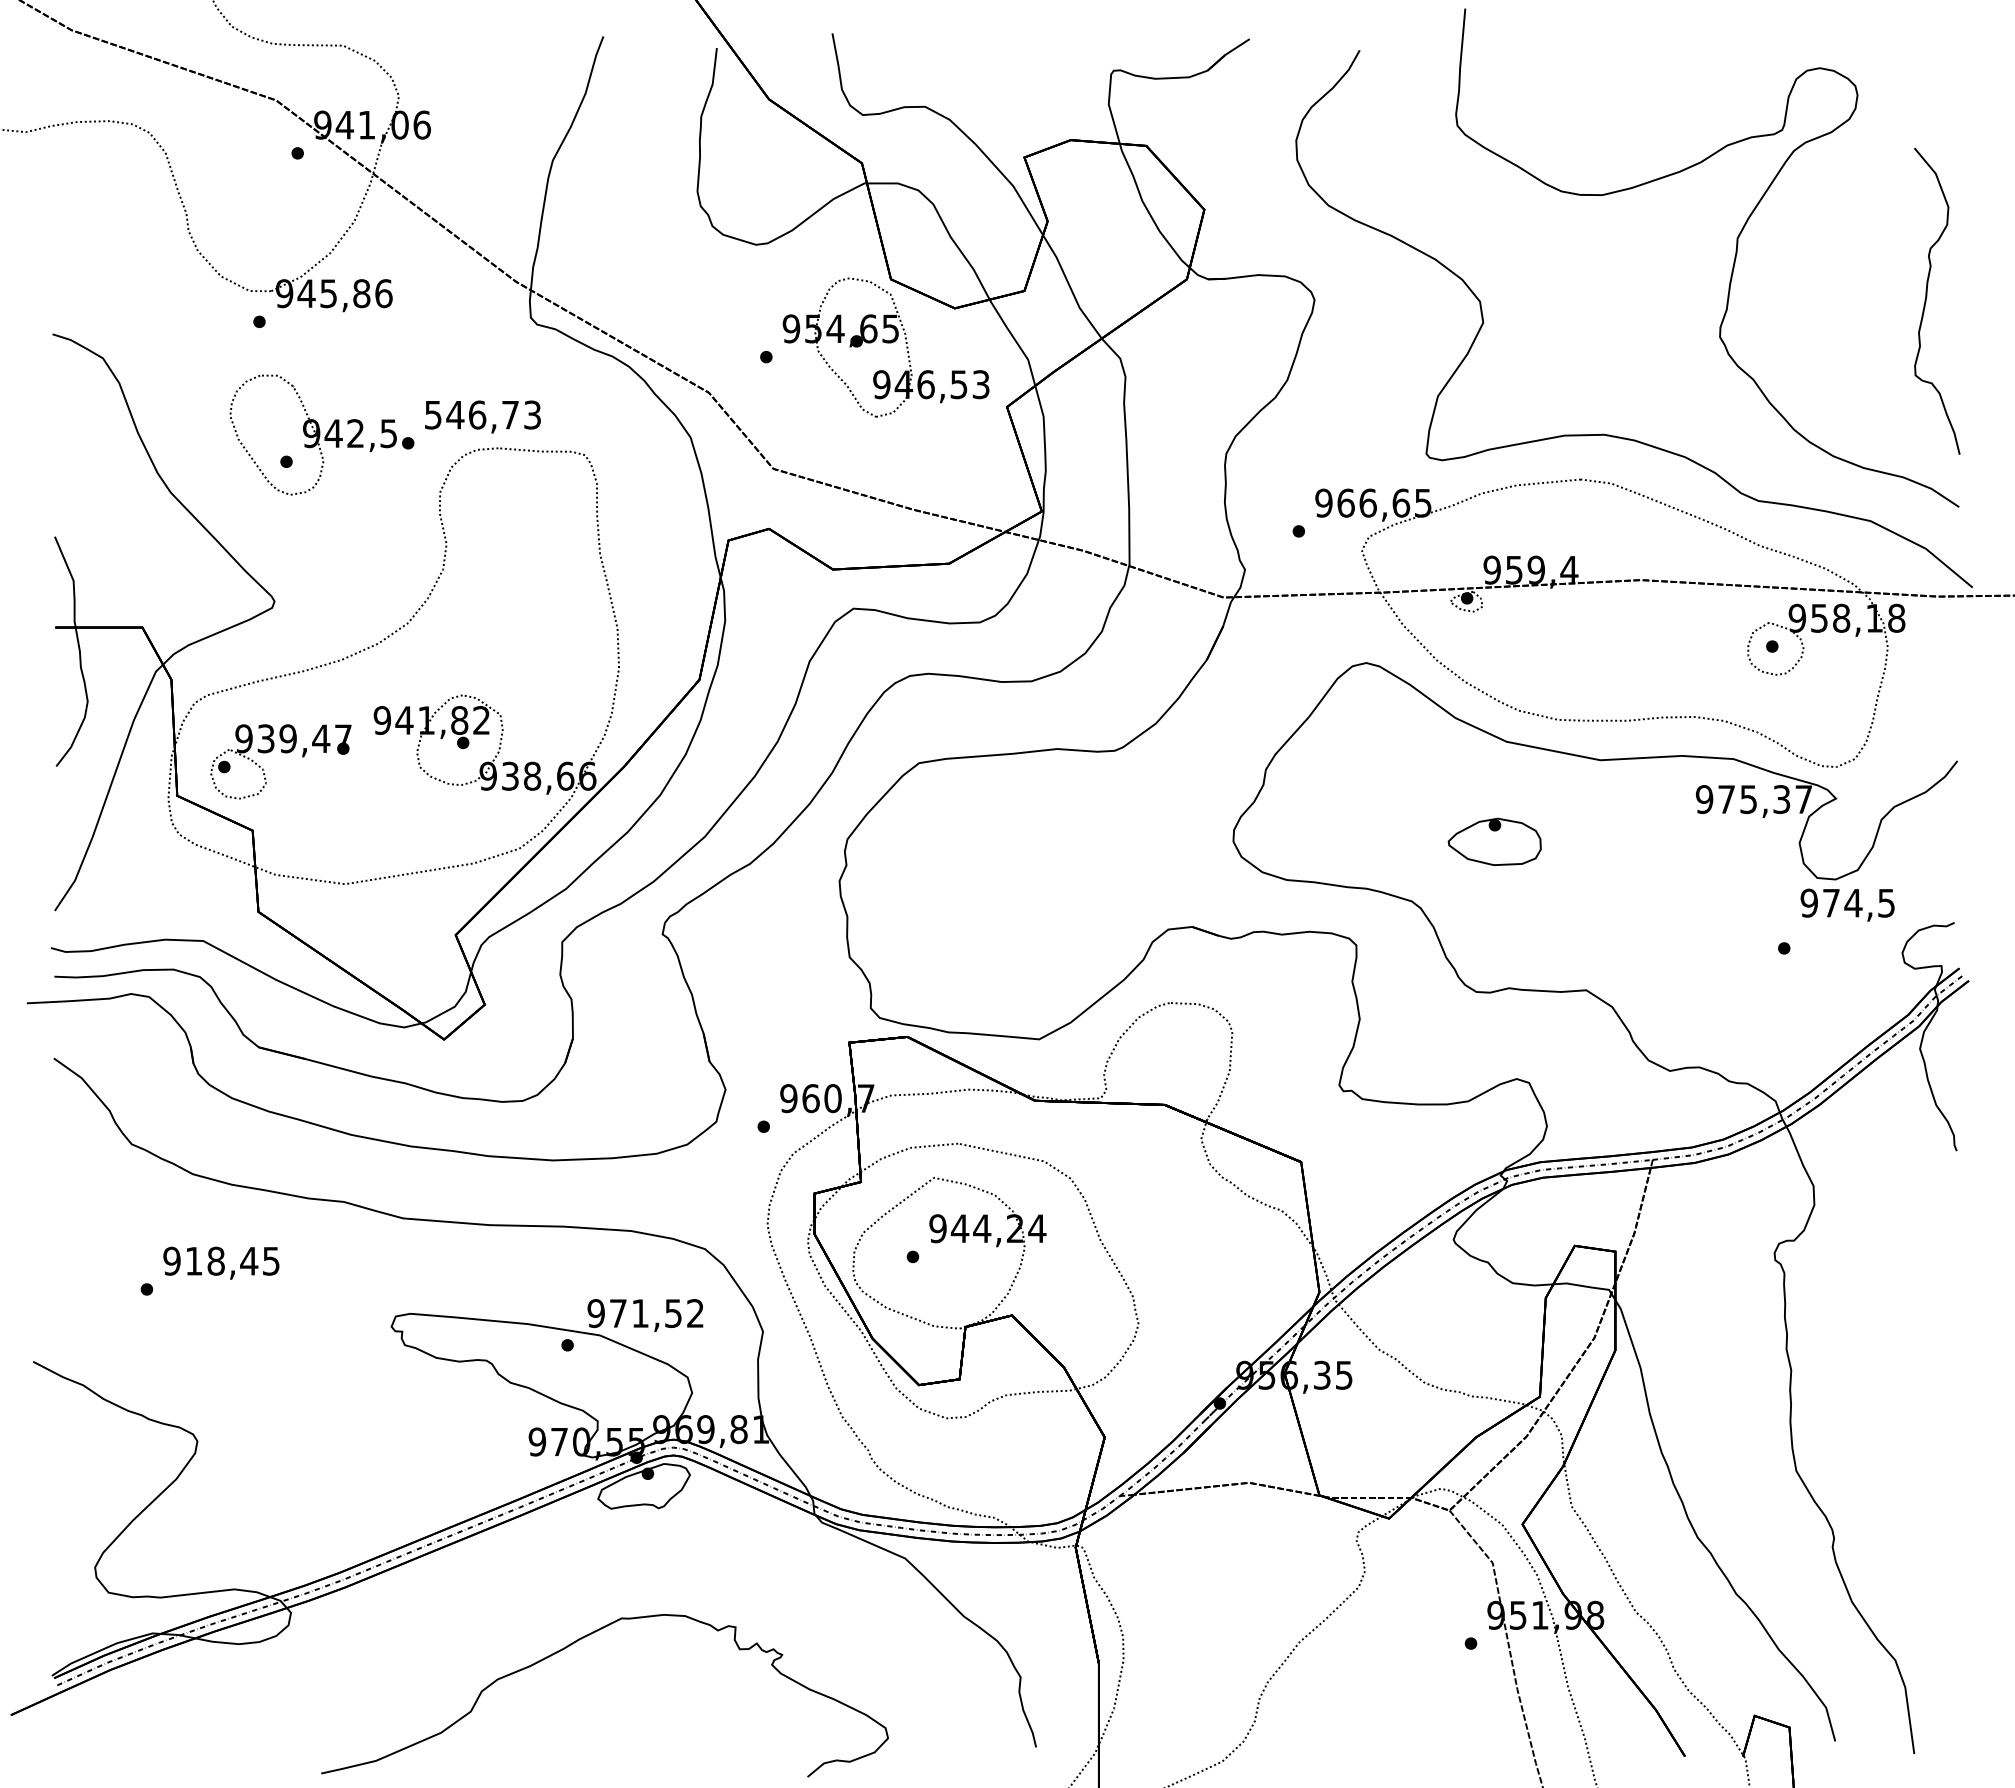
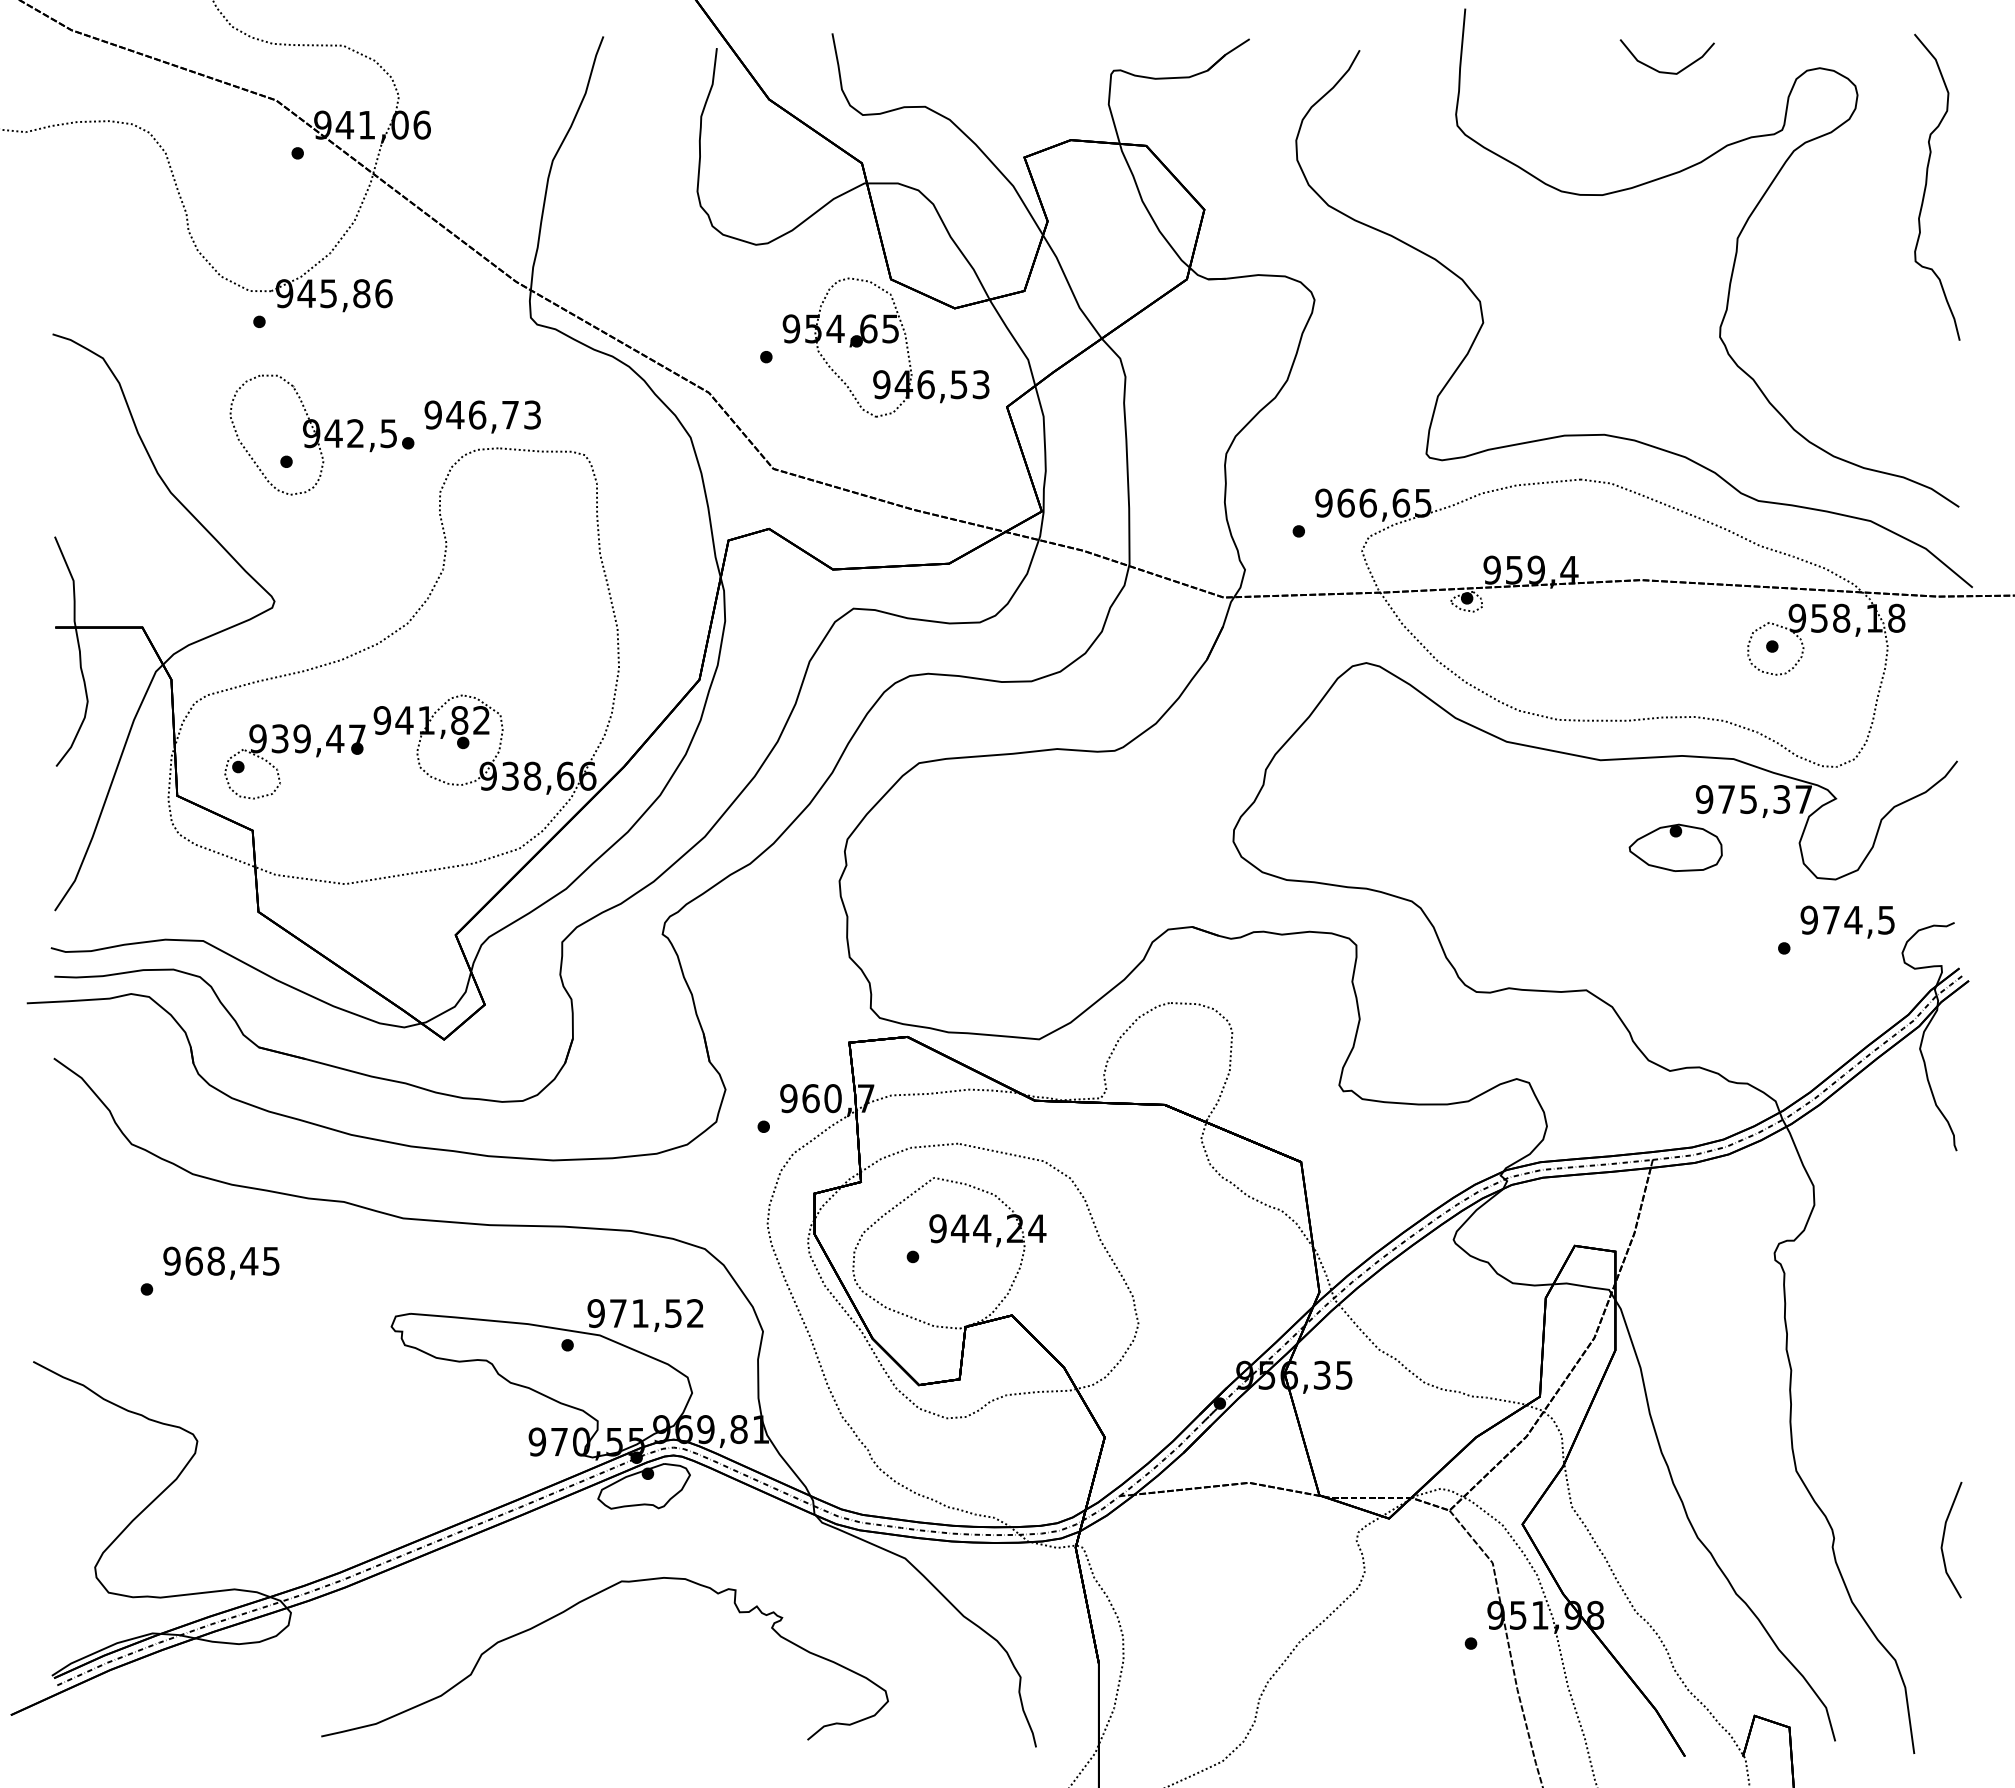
curve: none -> present (1665, 71)
curve position: (1927, 297) -> (1927, 183) (1927, 183)
text: 546,73 -> 946,73 (432, 414)
part position: (284, 753) -> (298, 753) (298, 753)
part position: (1494, 841) -> (1675, 847) (1675, 847)
text position: (1847, 904) -> (1847, 921) (1847, 921)
text: 918,45 -> 968,45 (193, 1260)
line: none -> present (1944, 1538)
curve position: (571, 1645) -> (571, 1608) (571, 1608)
